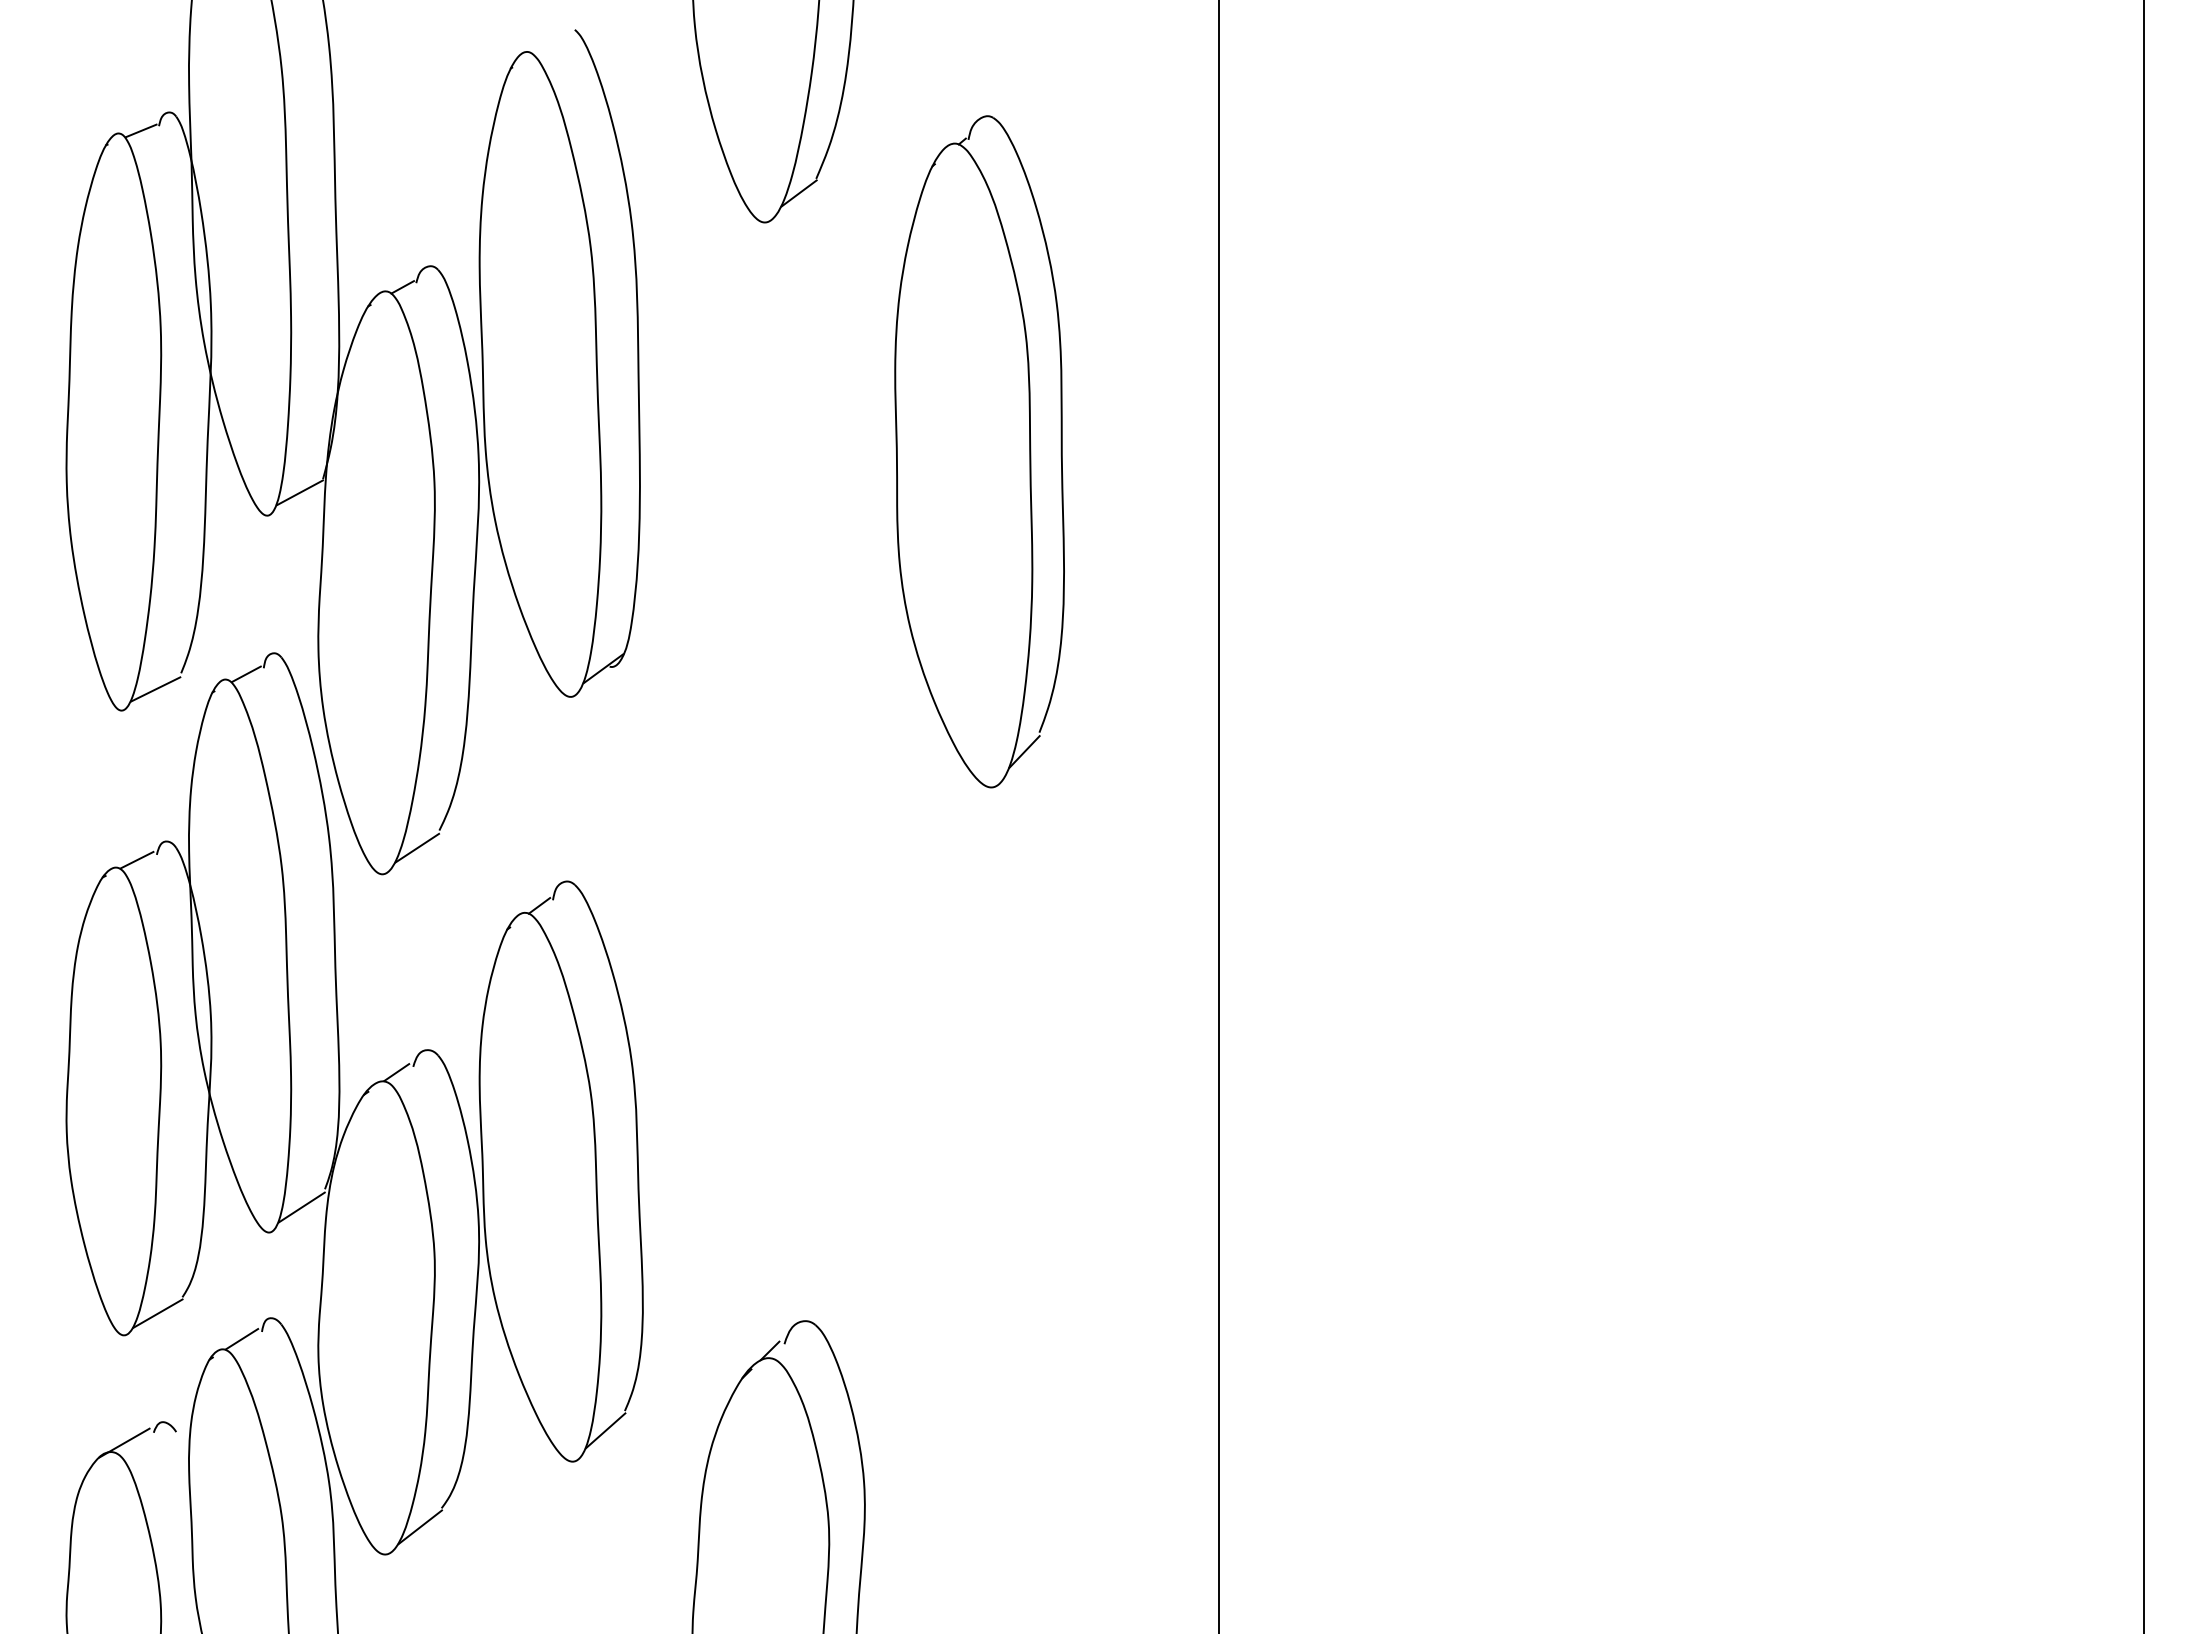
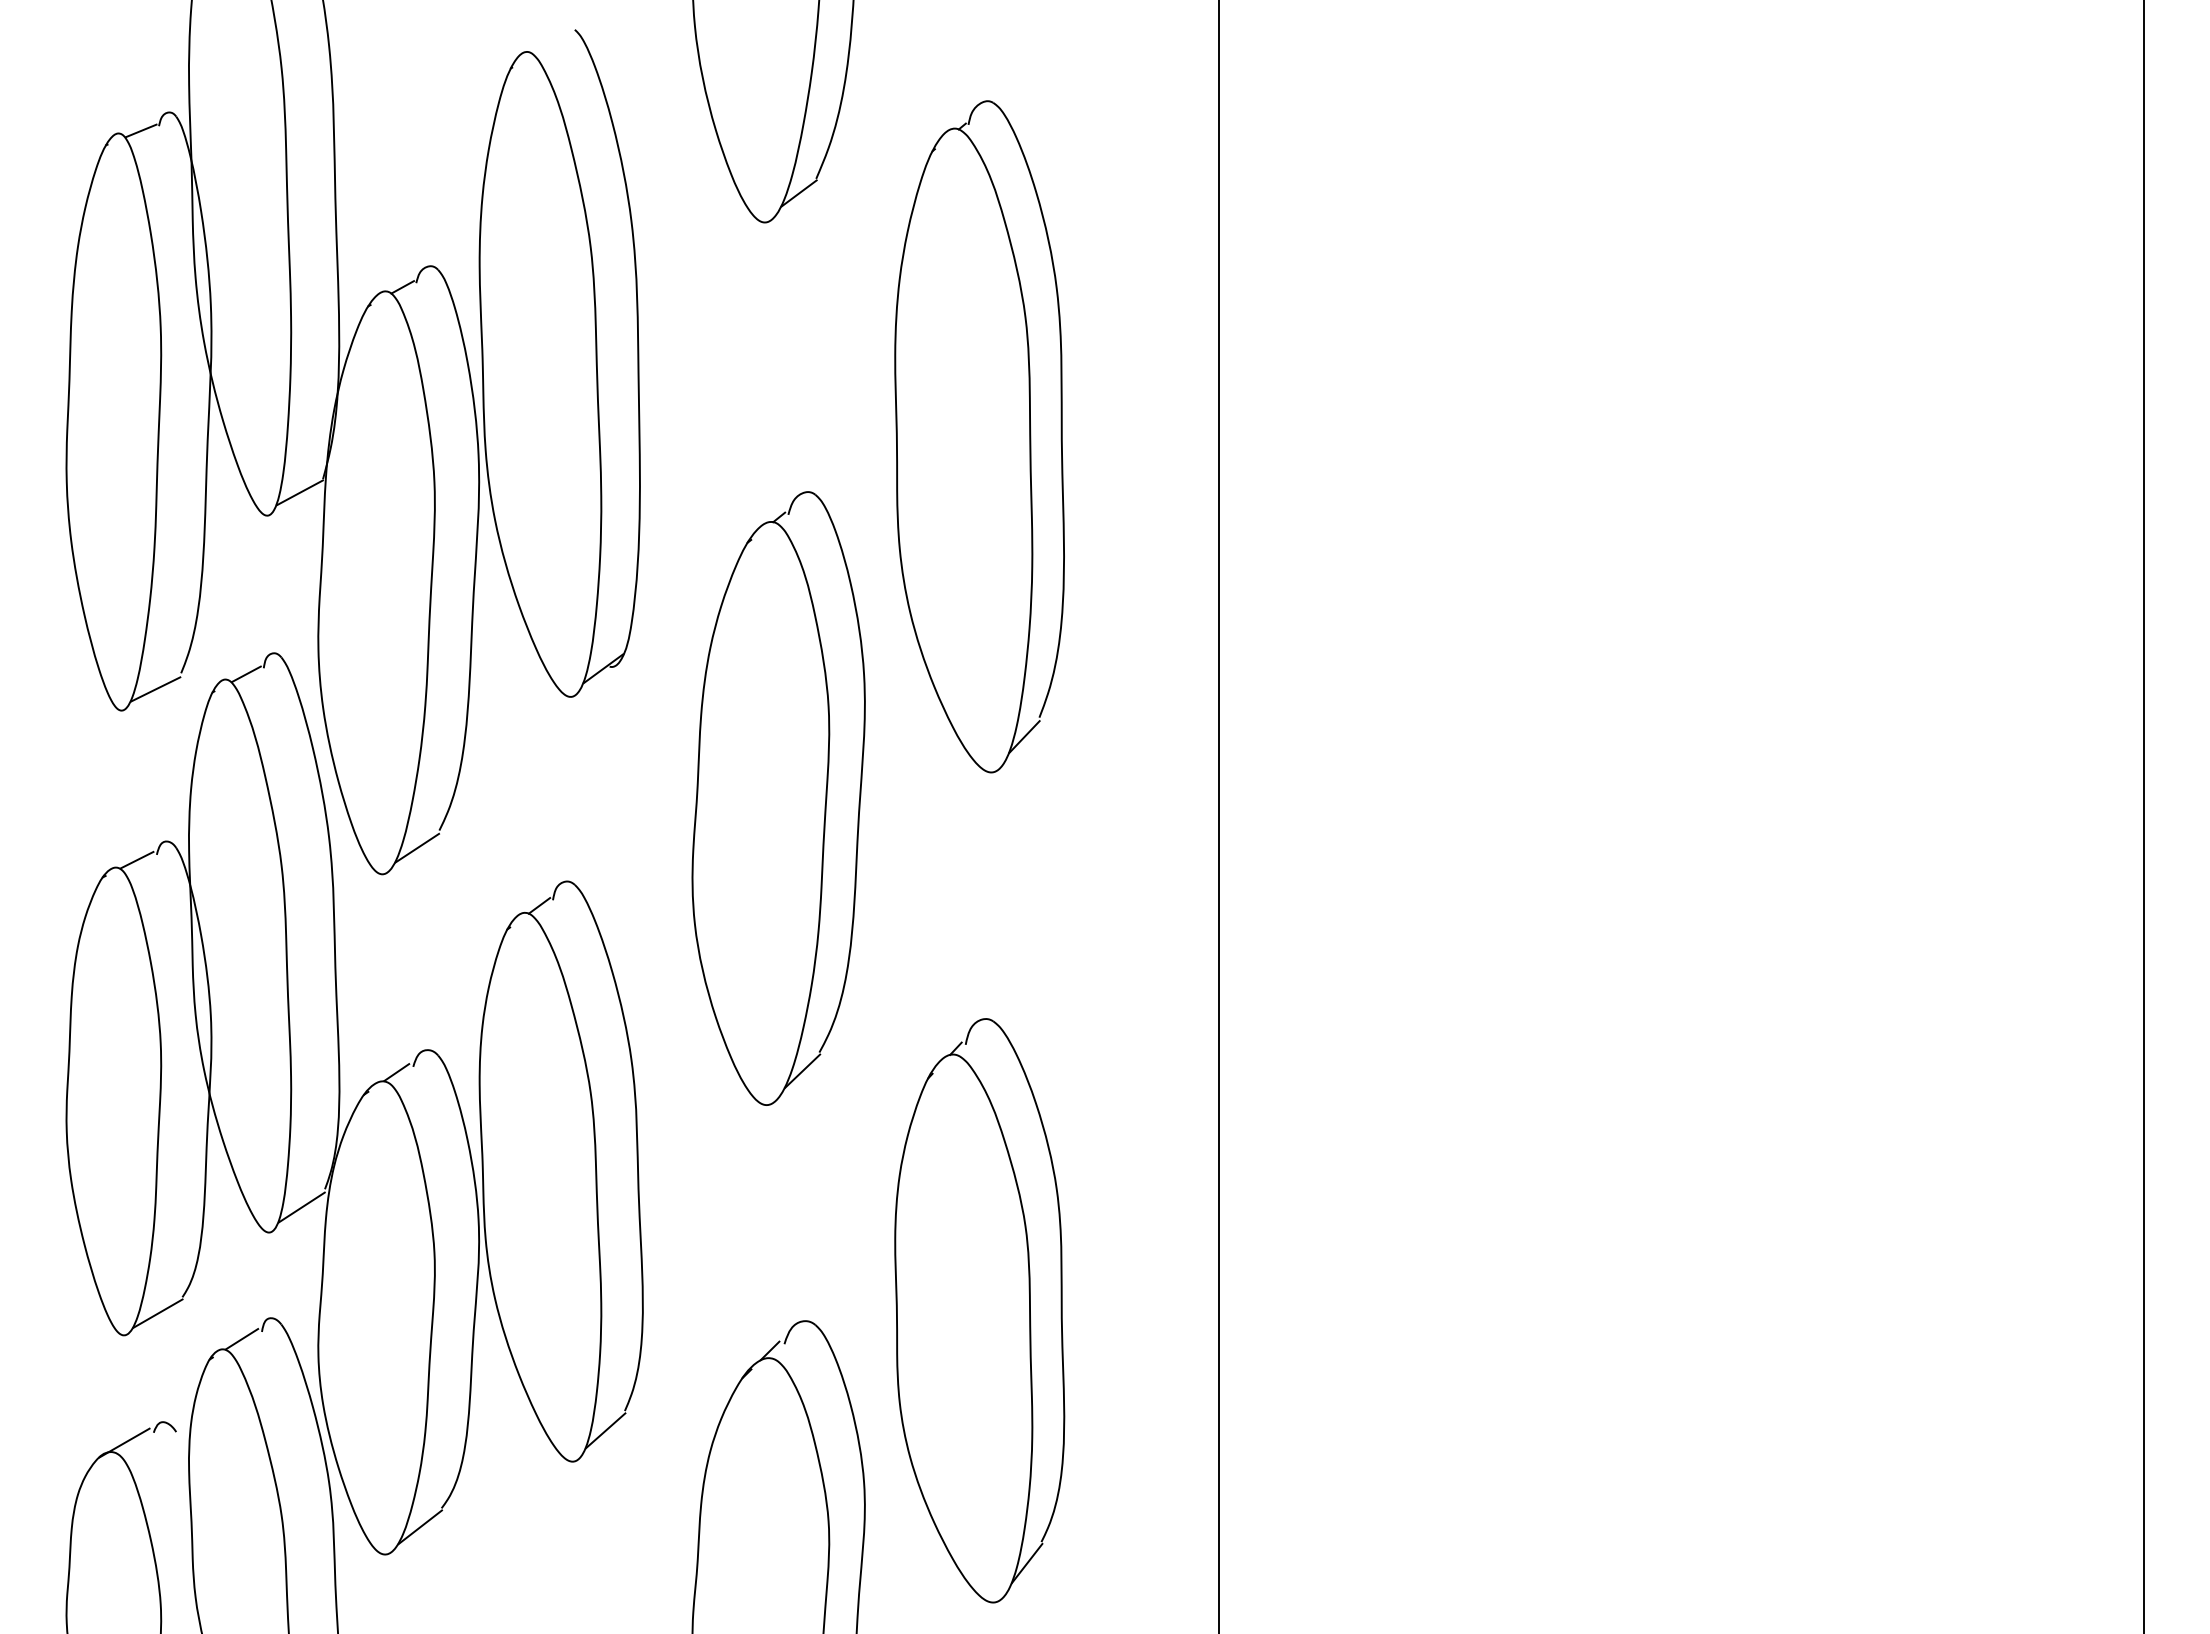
part position: (979, 451) -> (979, 436) (979, 436)
part: none -> present (778, 798)
part: none -> present (979, 1310)
